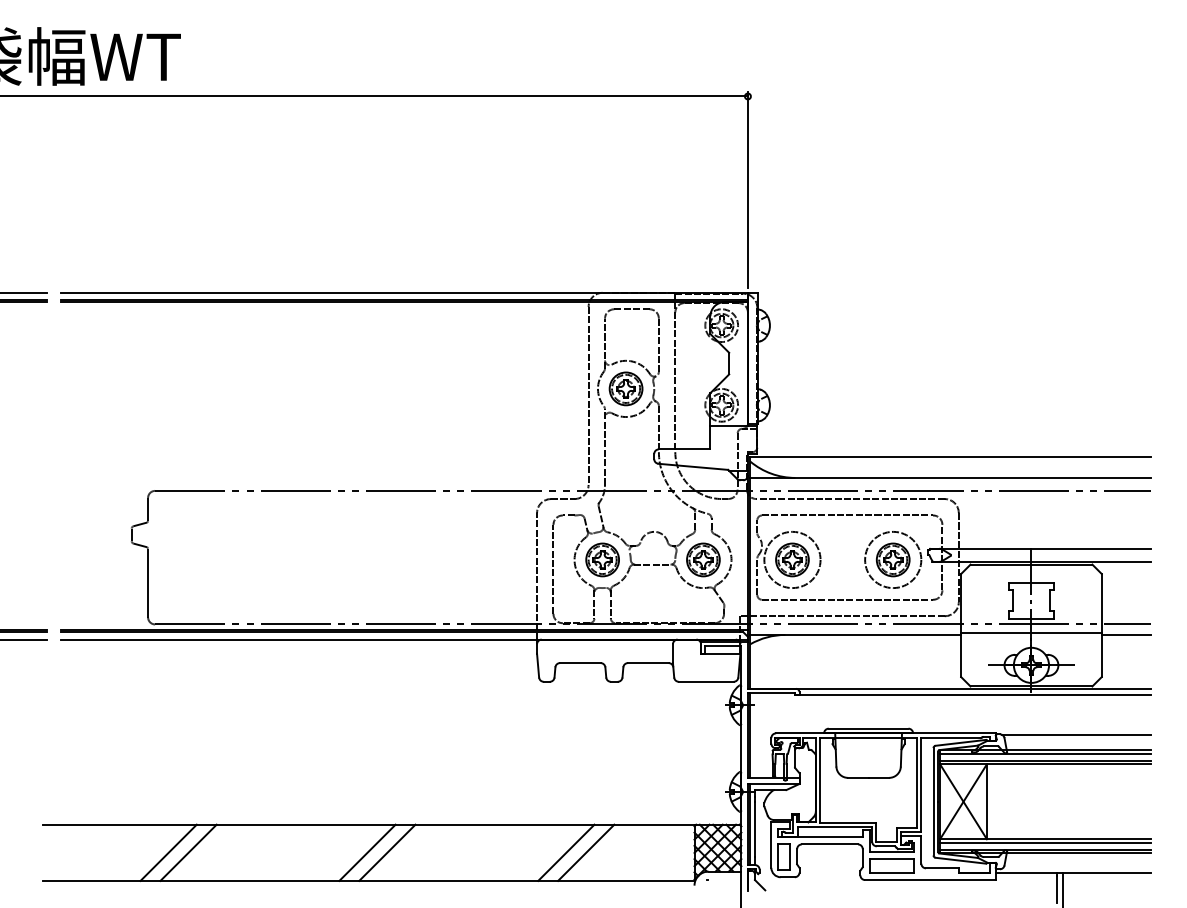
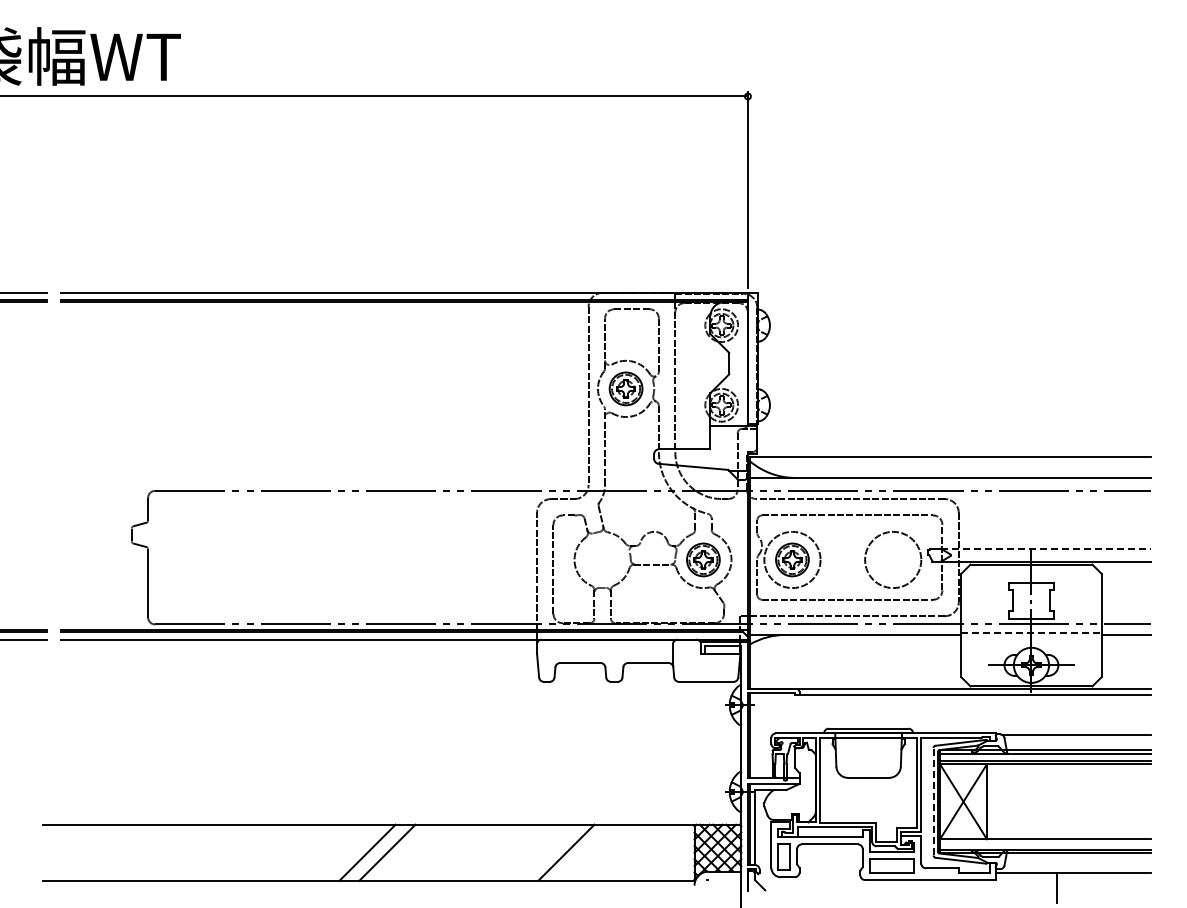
line: solid -> dashed (1040, 548)
part: present -> none (602, 559)
part: present -> none (892, 559)
line: solid -> dashed (1031, 632)
line: solid -> dashed (933, 801)
line: present -> none (1045, 842)
line: present -> none (168, 852)
line: present -> none (188, 852)
line: present -> none (586, 852)
line: present -> none (1063, 888)
